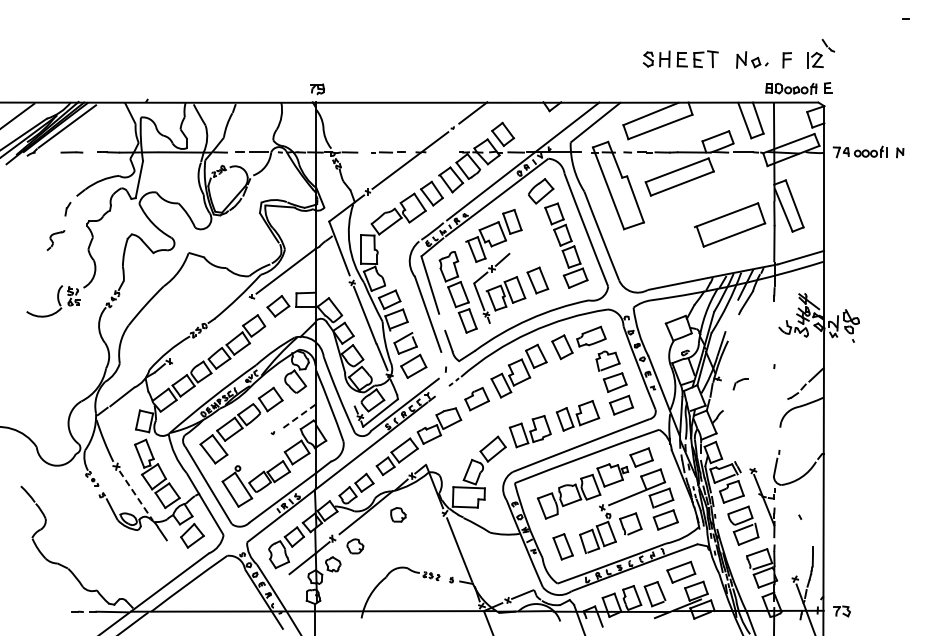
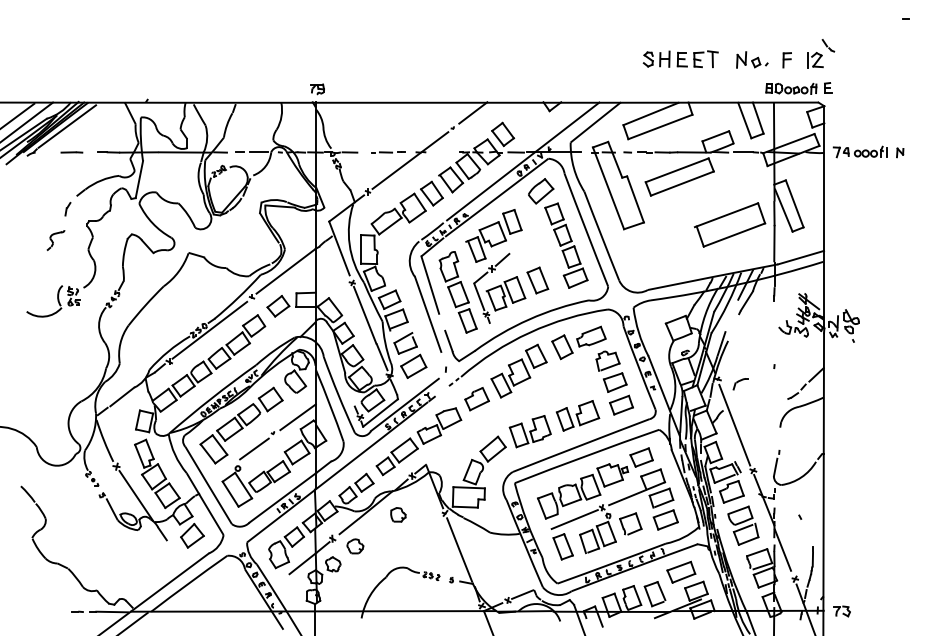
line: none -> present (27, 121)
line: none -> present (209, 329)
line: dashed -> solid (298, 417)
line: none -> present (734, 424)
line: none -> present (254, 448)
line: dashed -> solid (136, 495)
line: none -> present (574, 519)
line: none -> present (782, 549)
